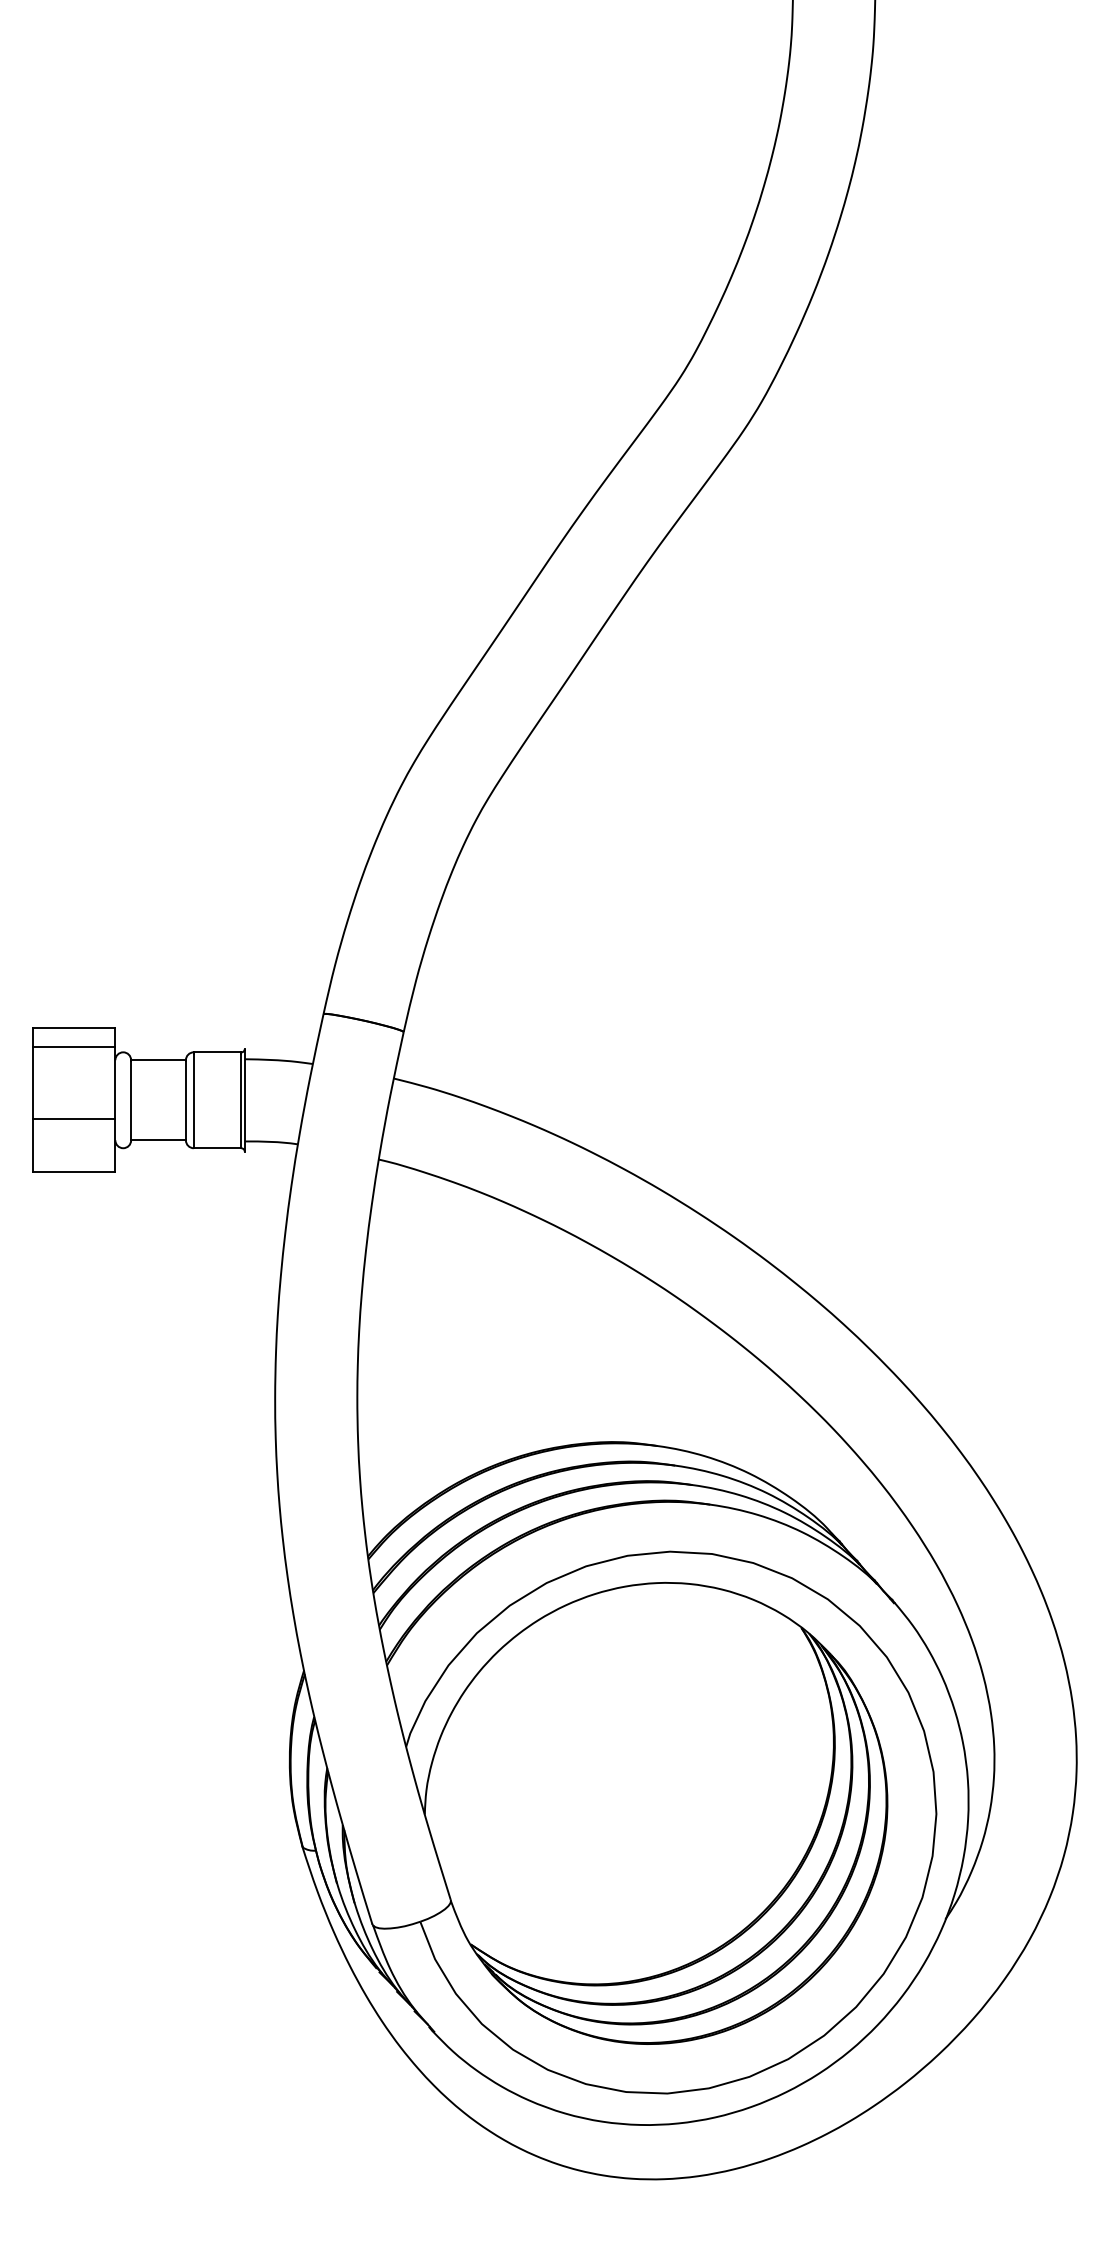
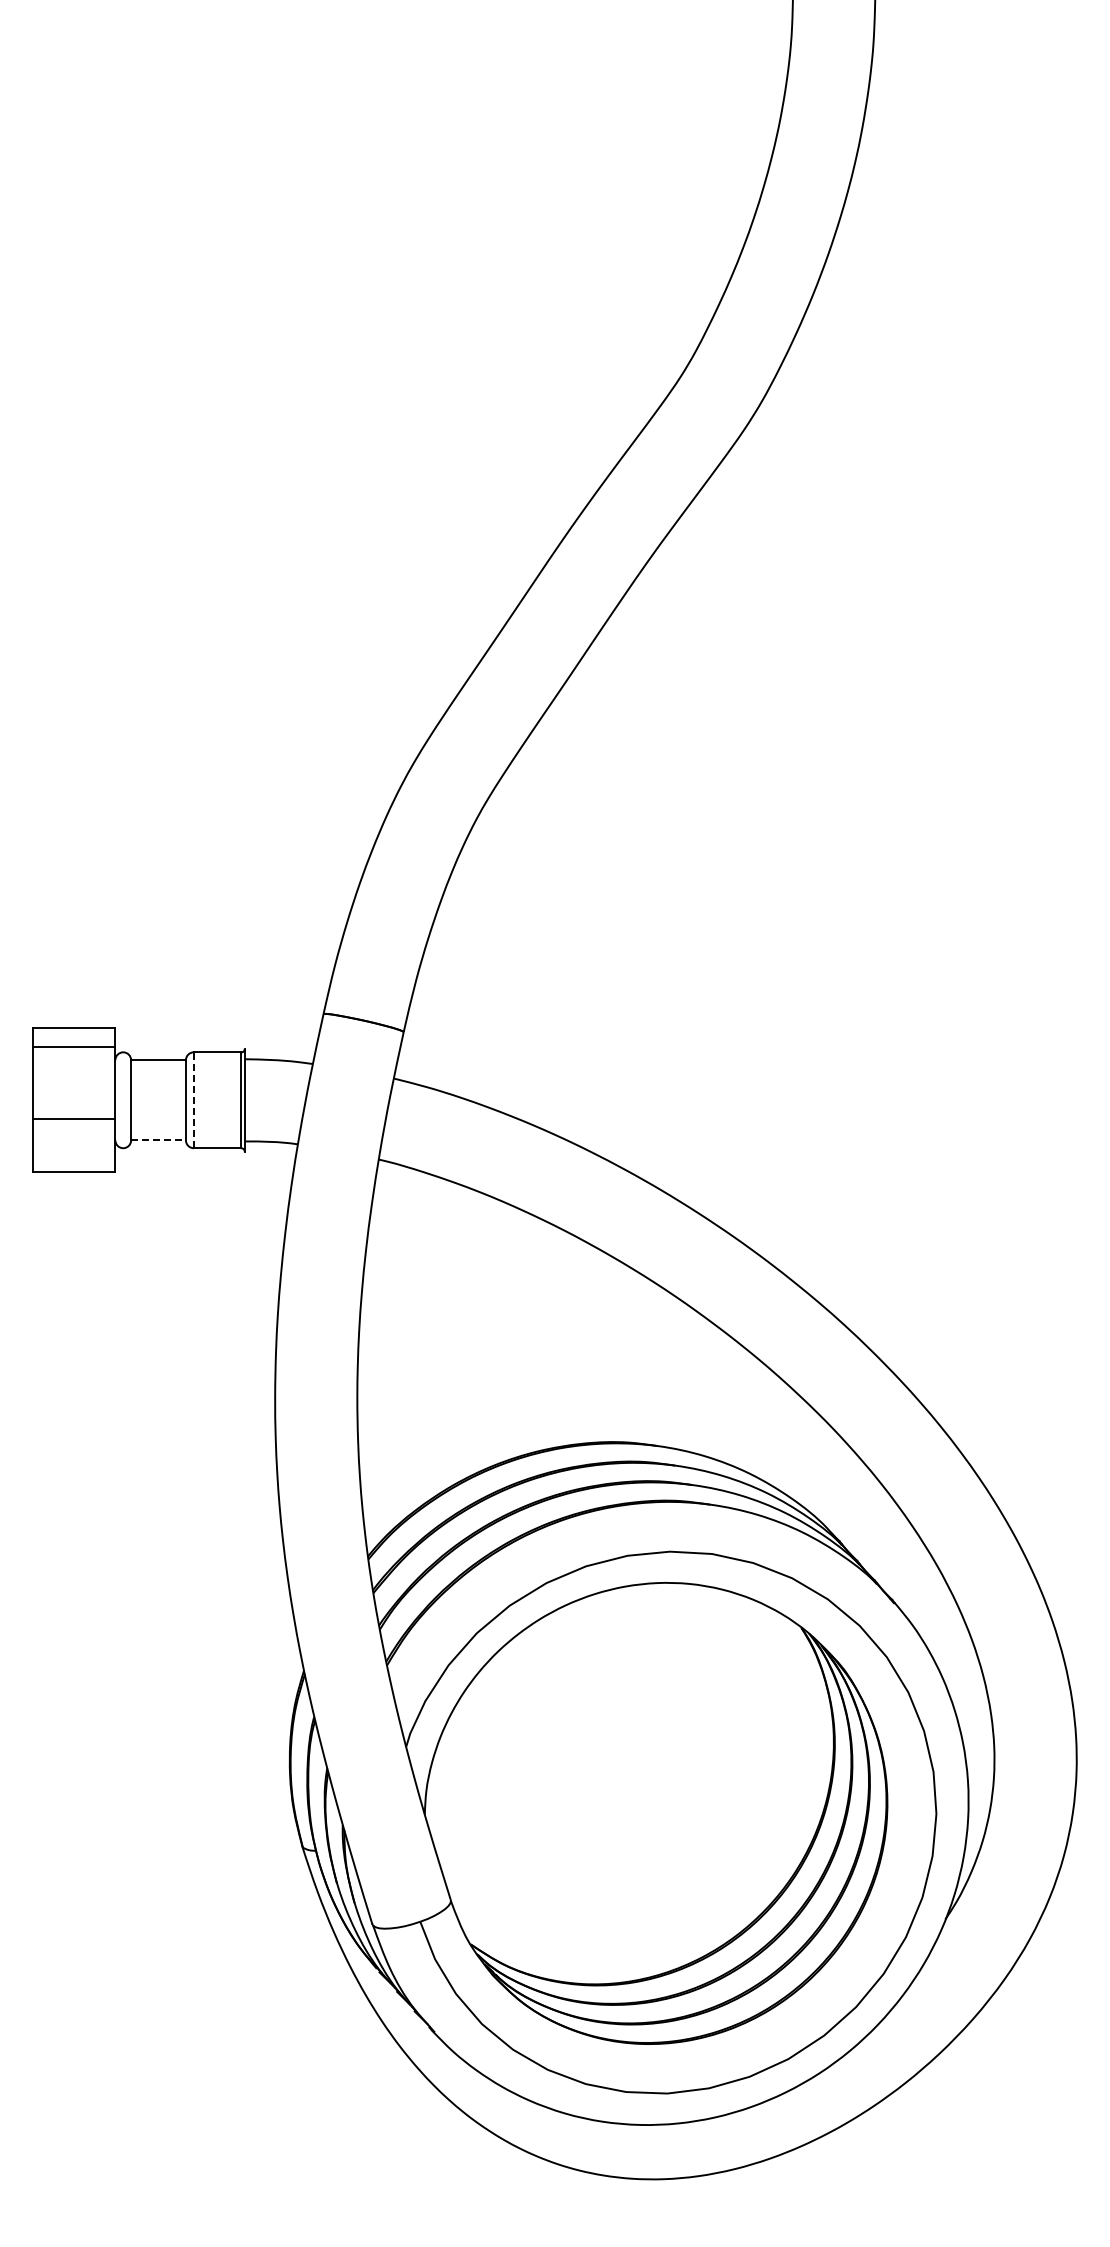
line: solid -> dashed (193, 1100)
line: solid -> dashed (158, 1140)
